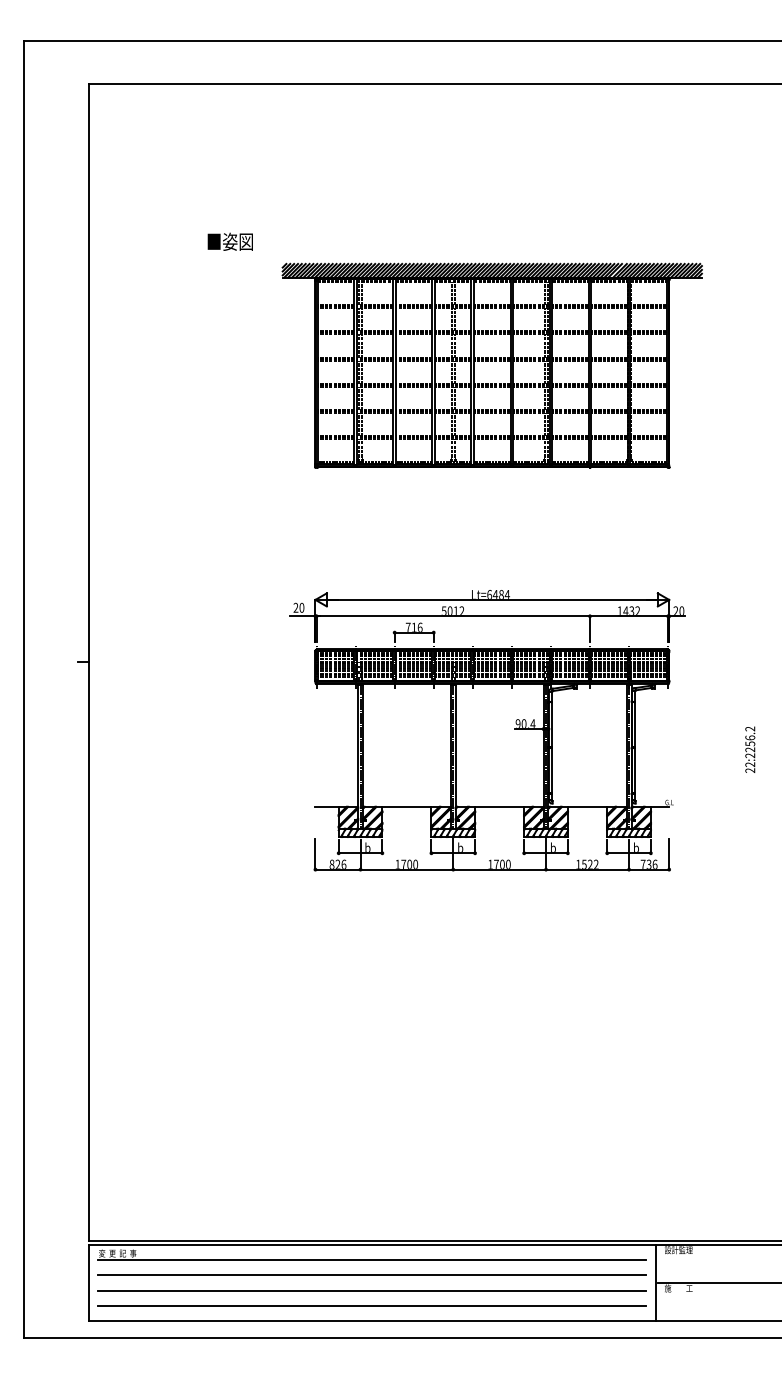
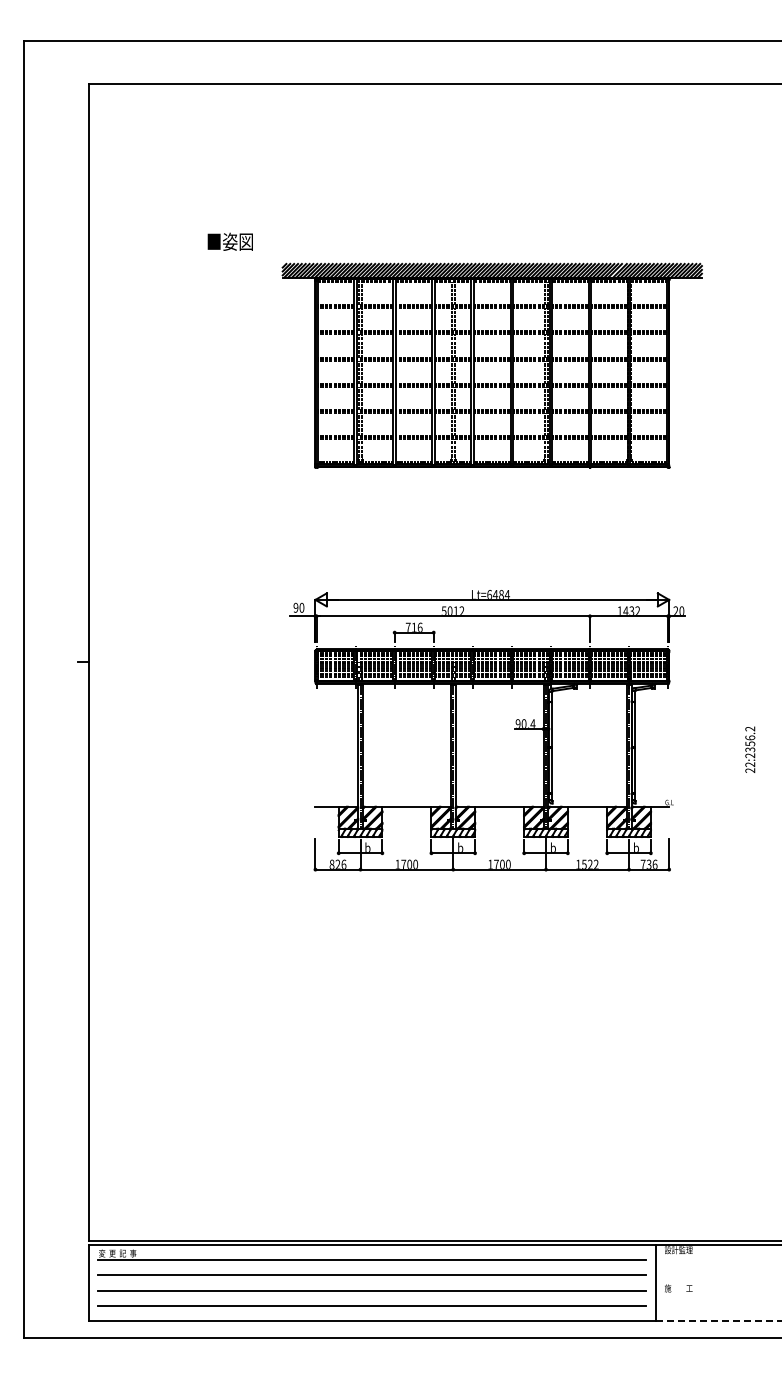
text: 20 -> 90 (295, 607)
text: 22:2256.2 -> 22:2356.2 (750, 749)
line: present -> none (718, 1283)
line: solid -> dashed (719, 1321)
